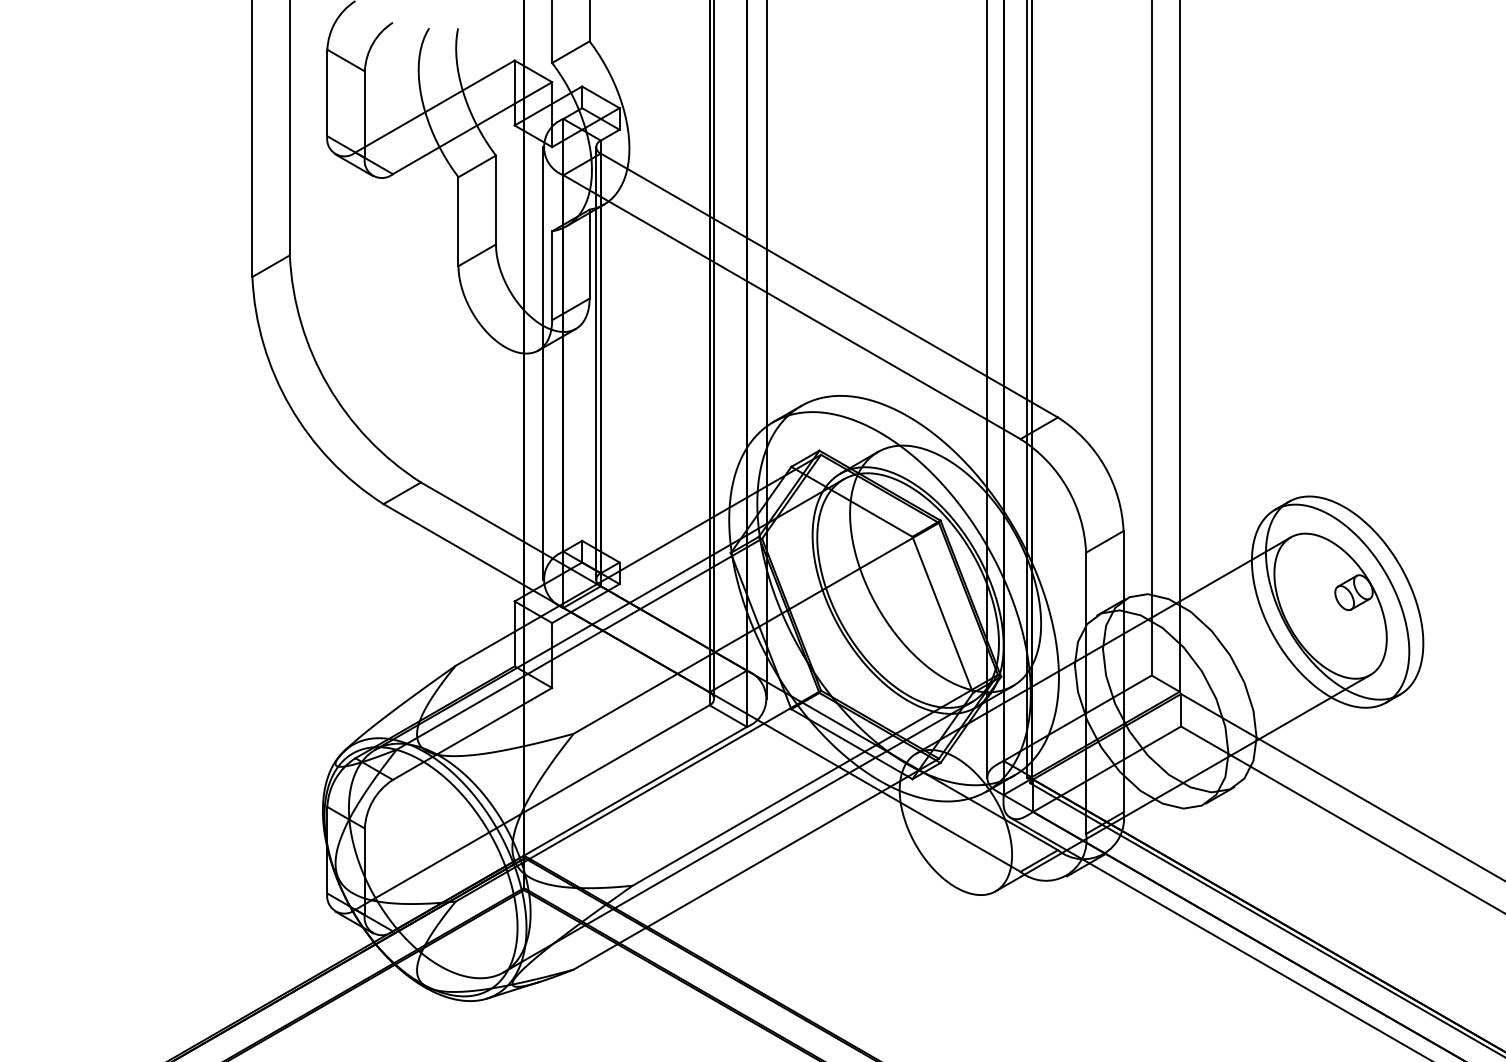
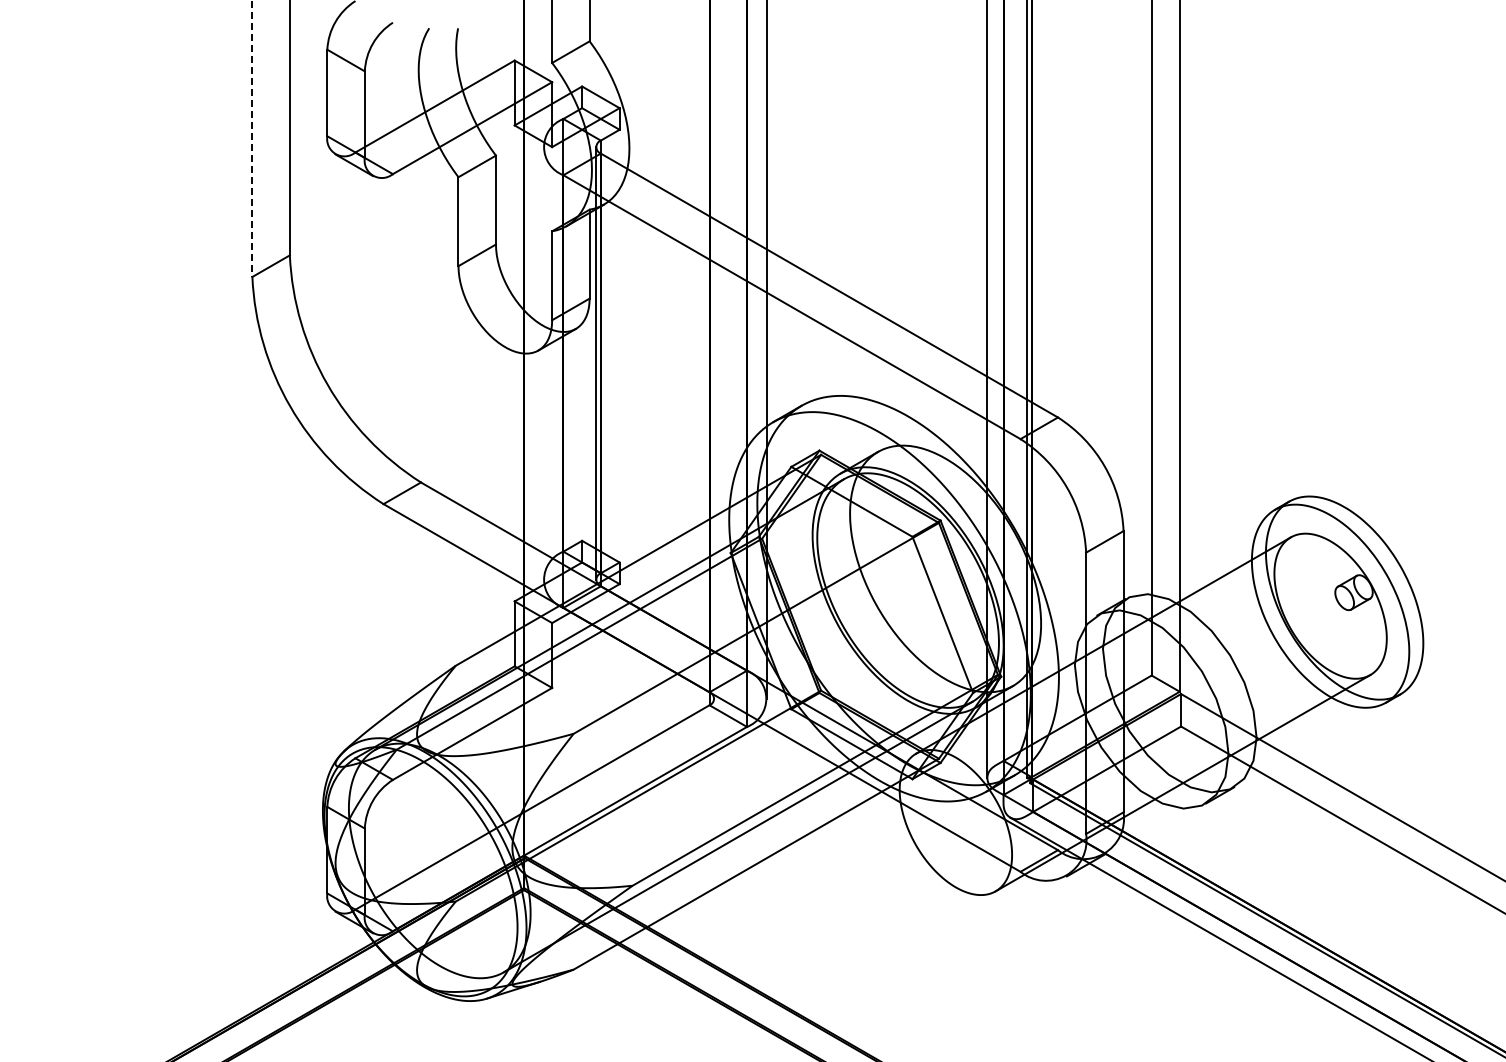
line: solid -> dashed (252, 139)
line: present -> none (714, 350)
line: present -> none (543, 363)
